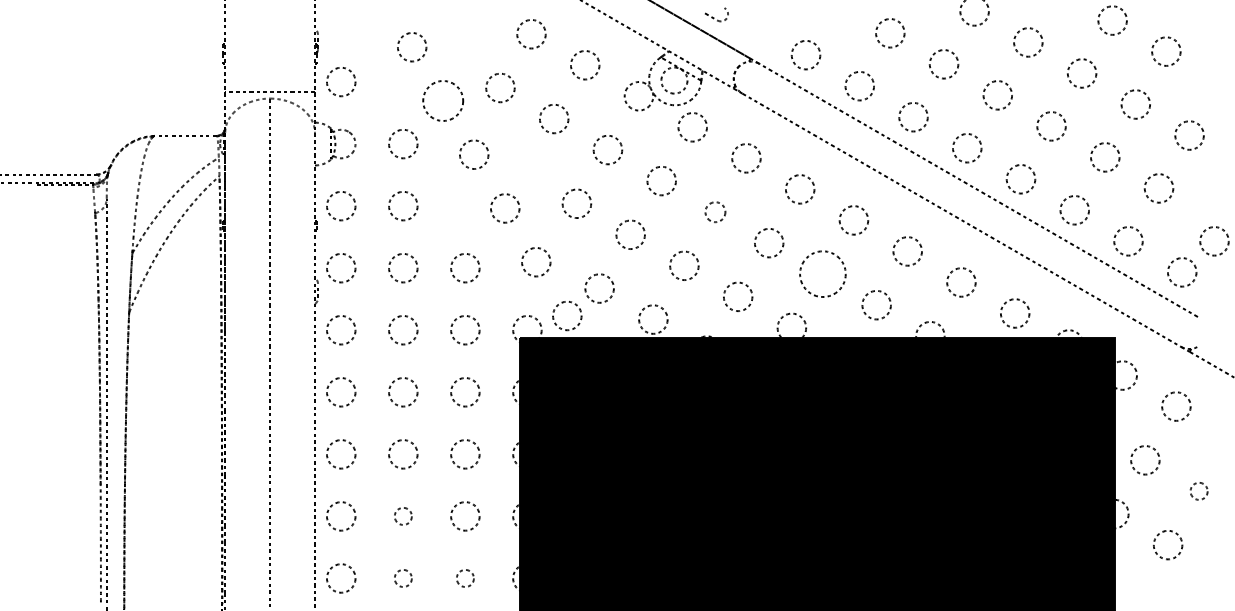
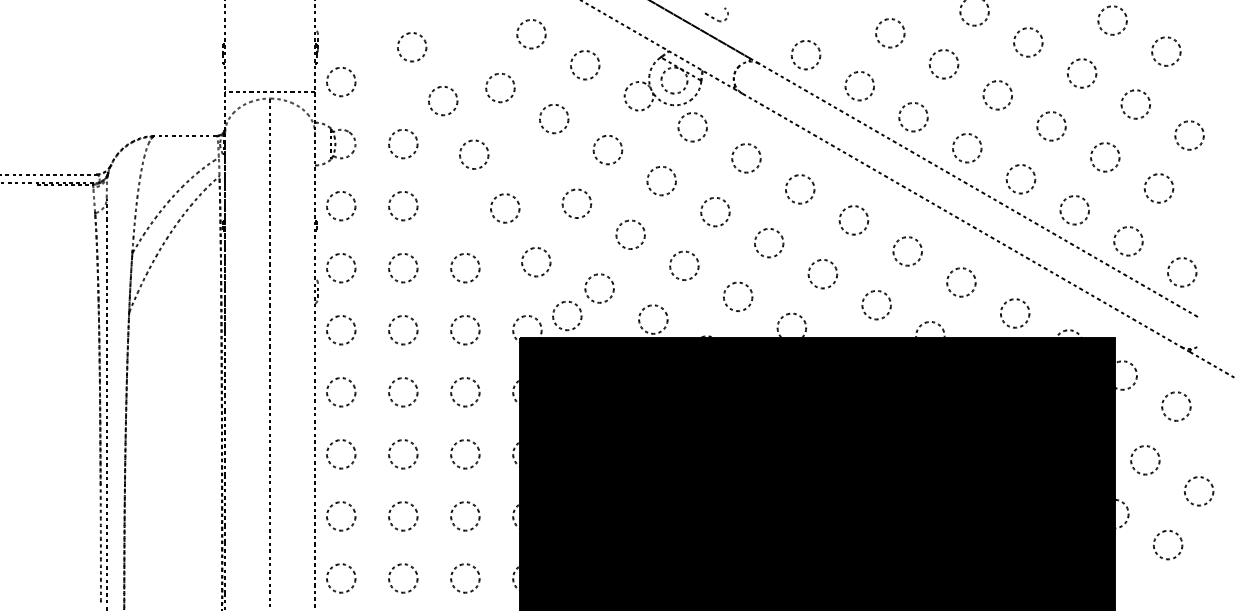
circle diameter: 40 px -> 29 px (442, 100)
circle size: 23x23 px -> 31x31 px (715, 212)
circle: present -> none (1214, 241)
circle diameter: 46 px -> 29 px (822, 273)
circle diameter: 17 px -> 29 px (1198, 491)
circle diameter: 17 px -> 29 px (403, 516)
circle diameter: 17 px -> 29 px (403, 578)
circle diameter: 17 px -> 29 px (465, 578)
